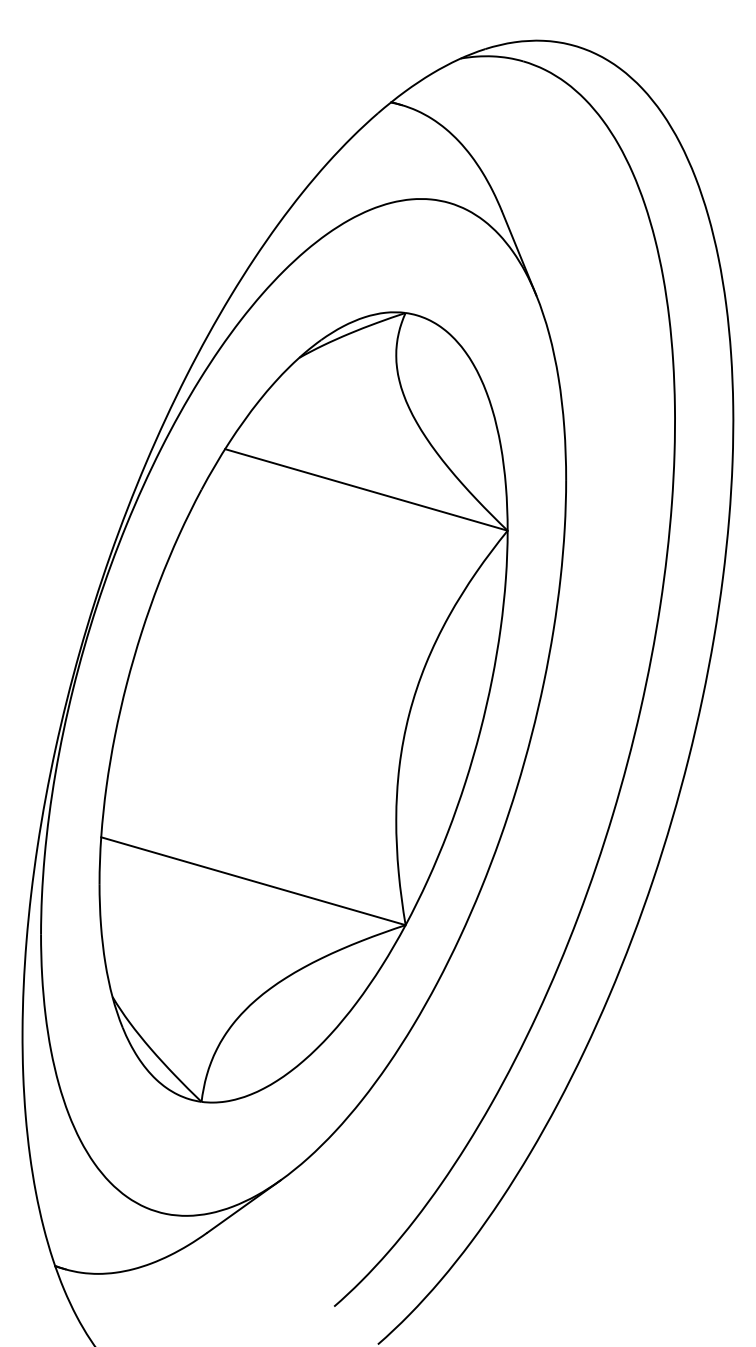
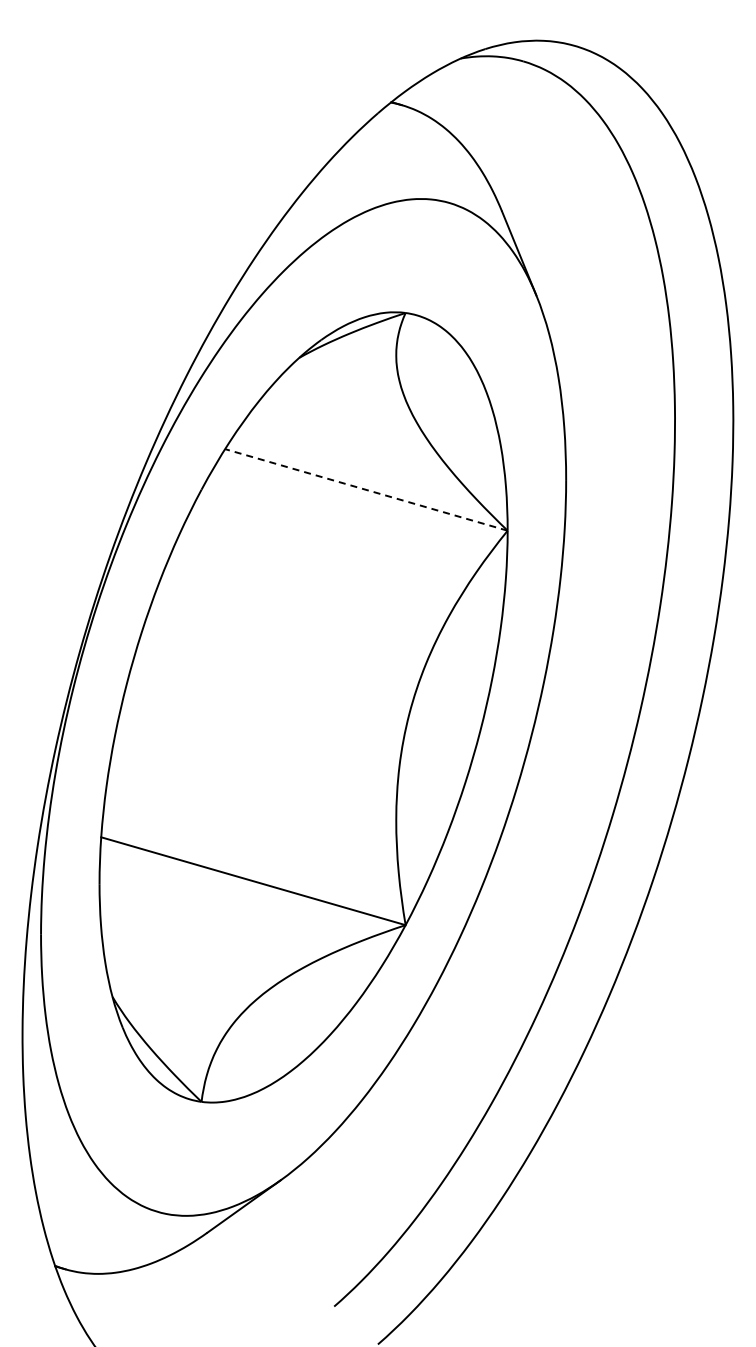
line: solid -> dashed (365, 489)
